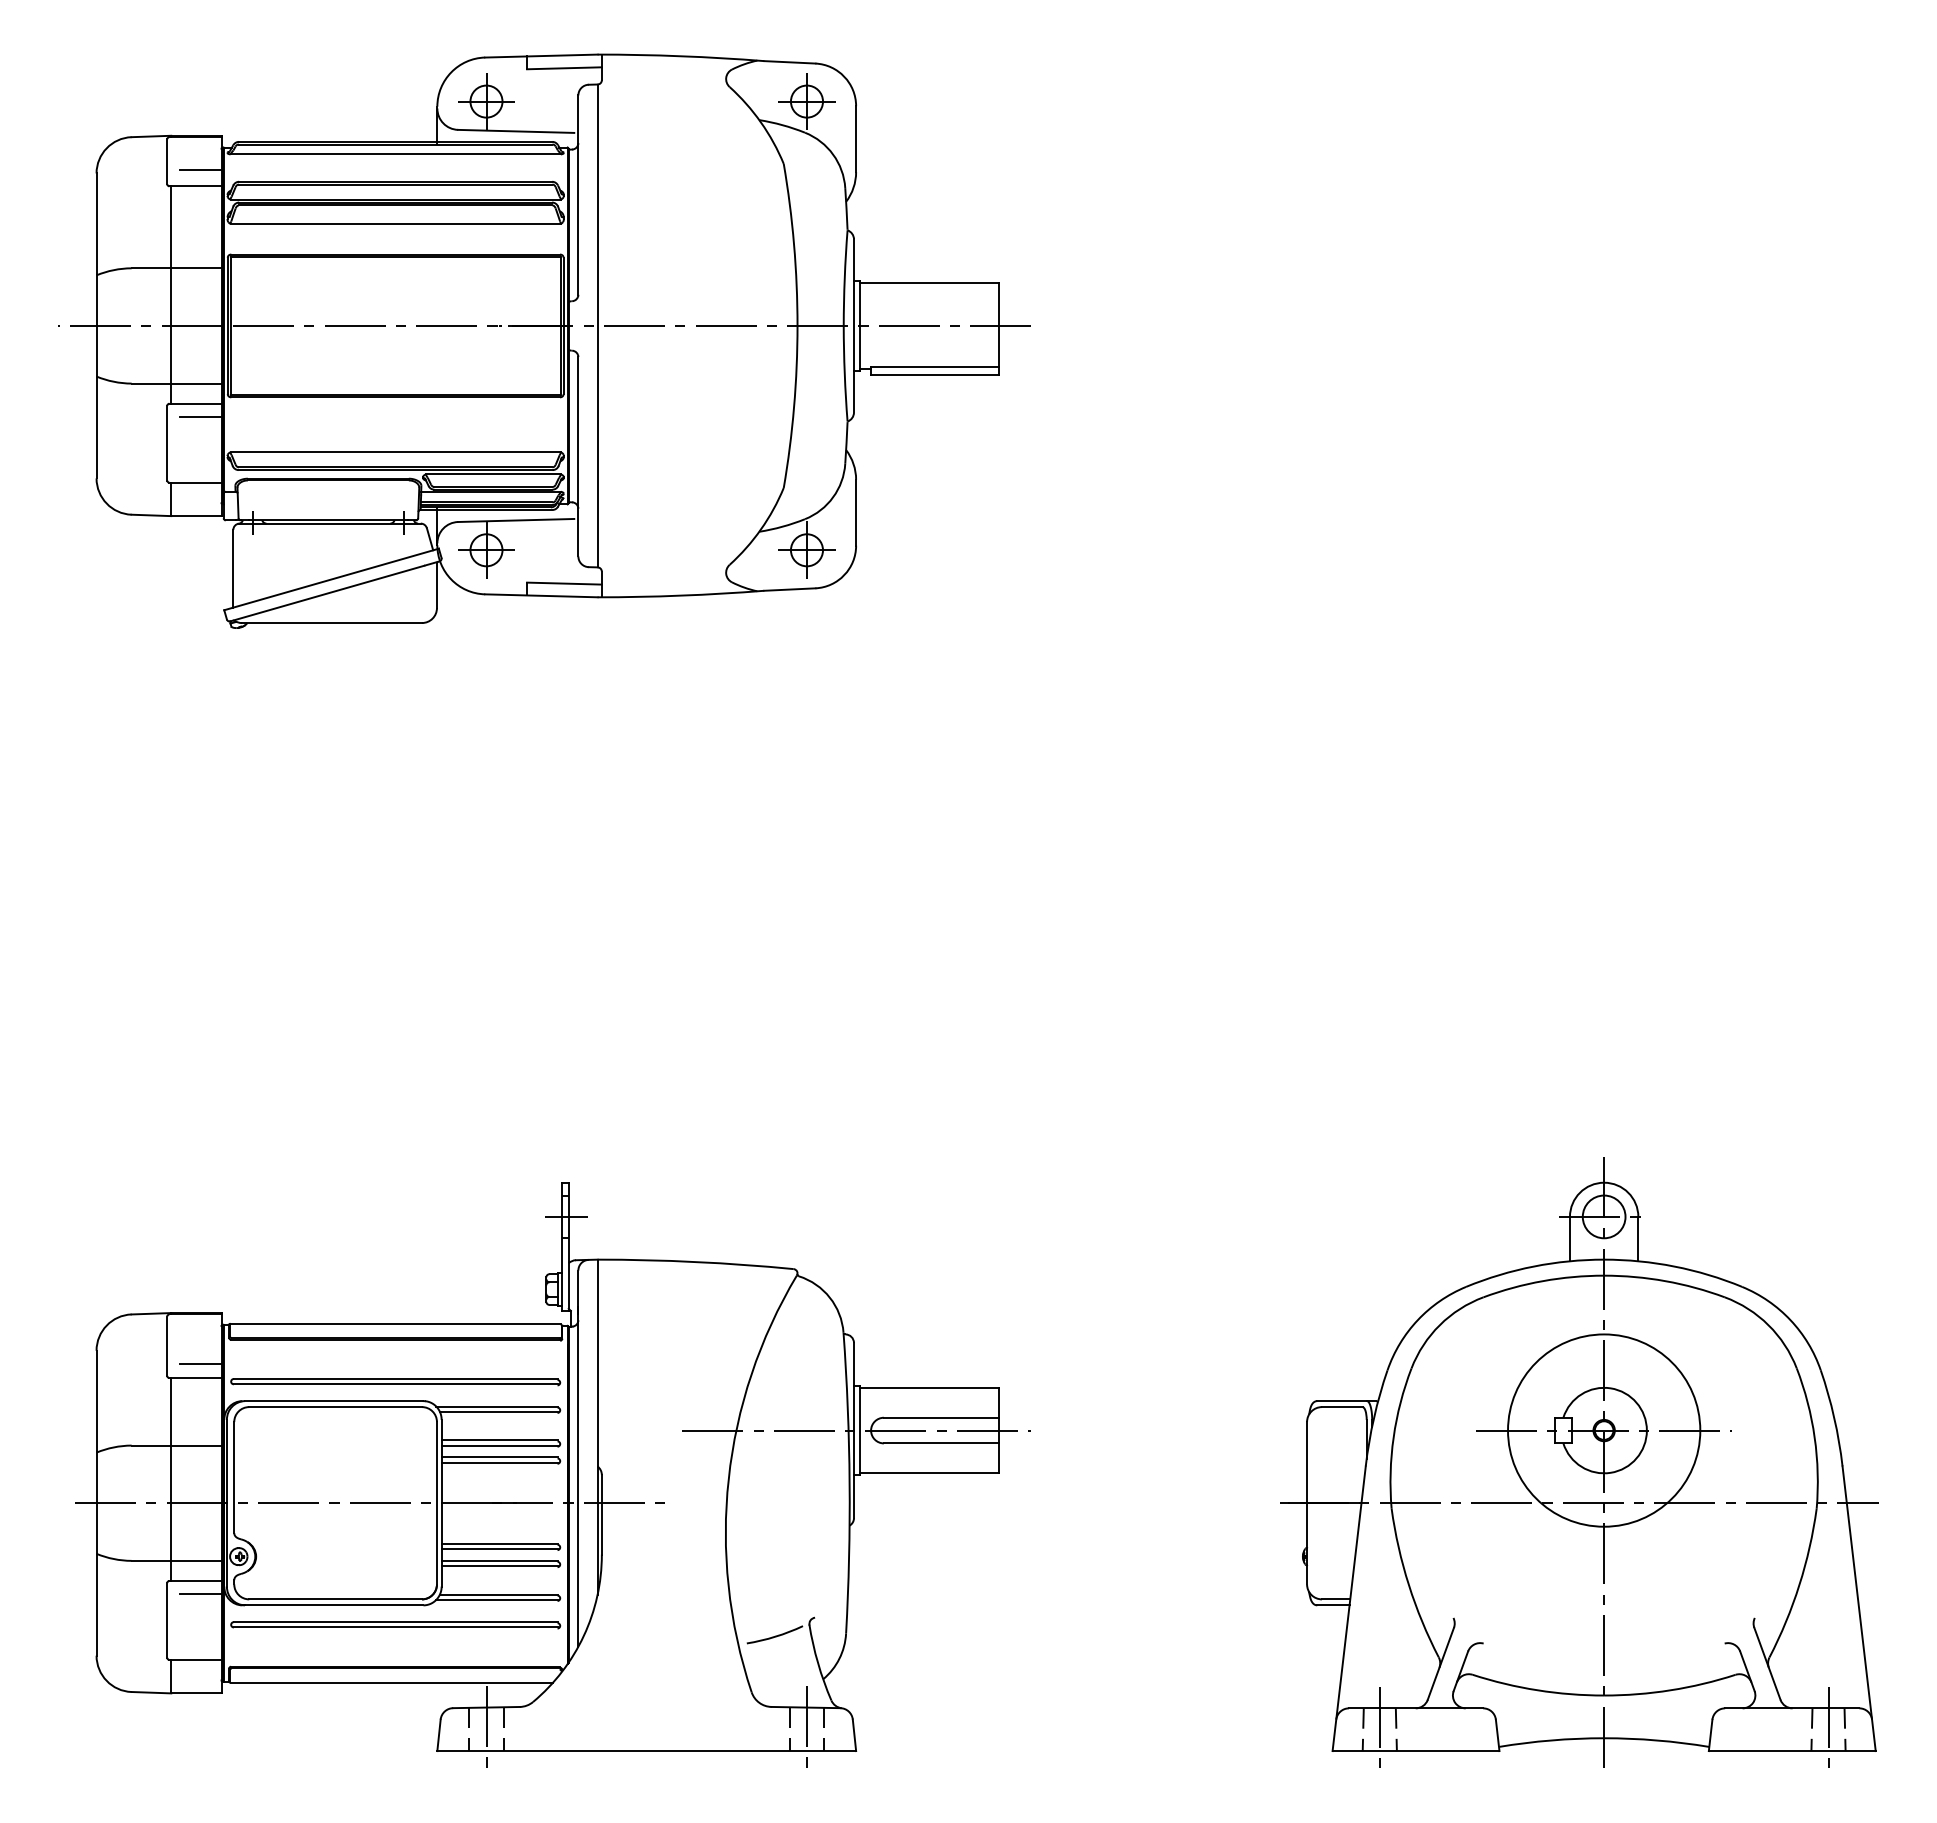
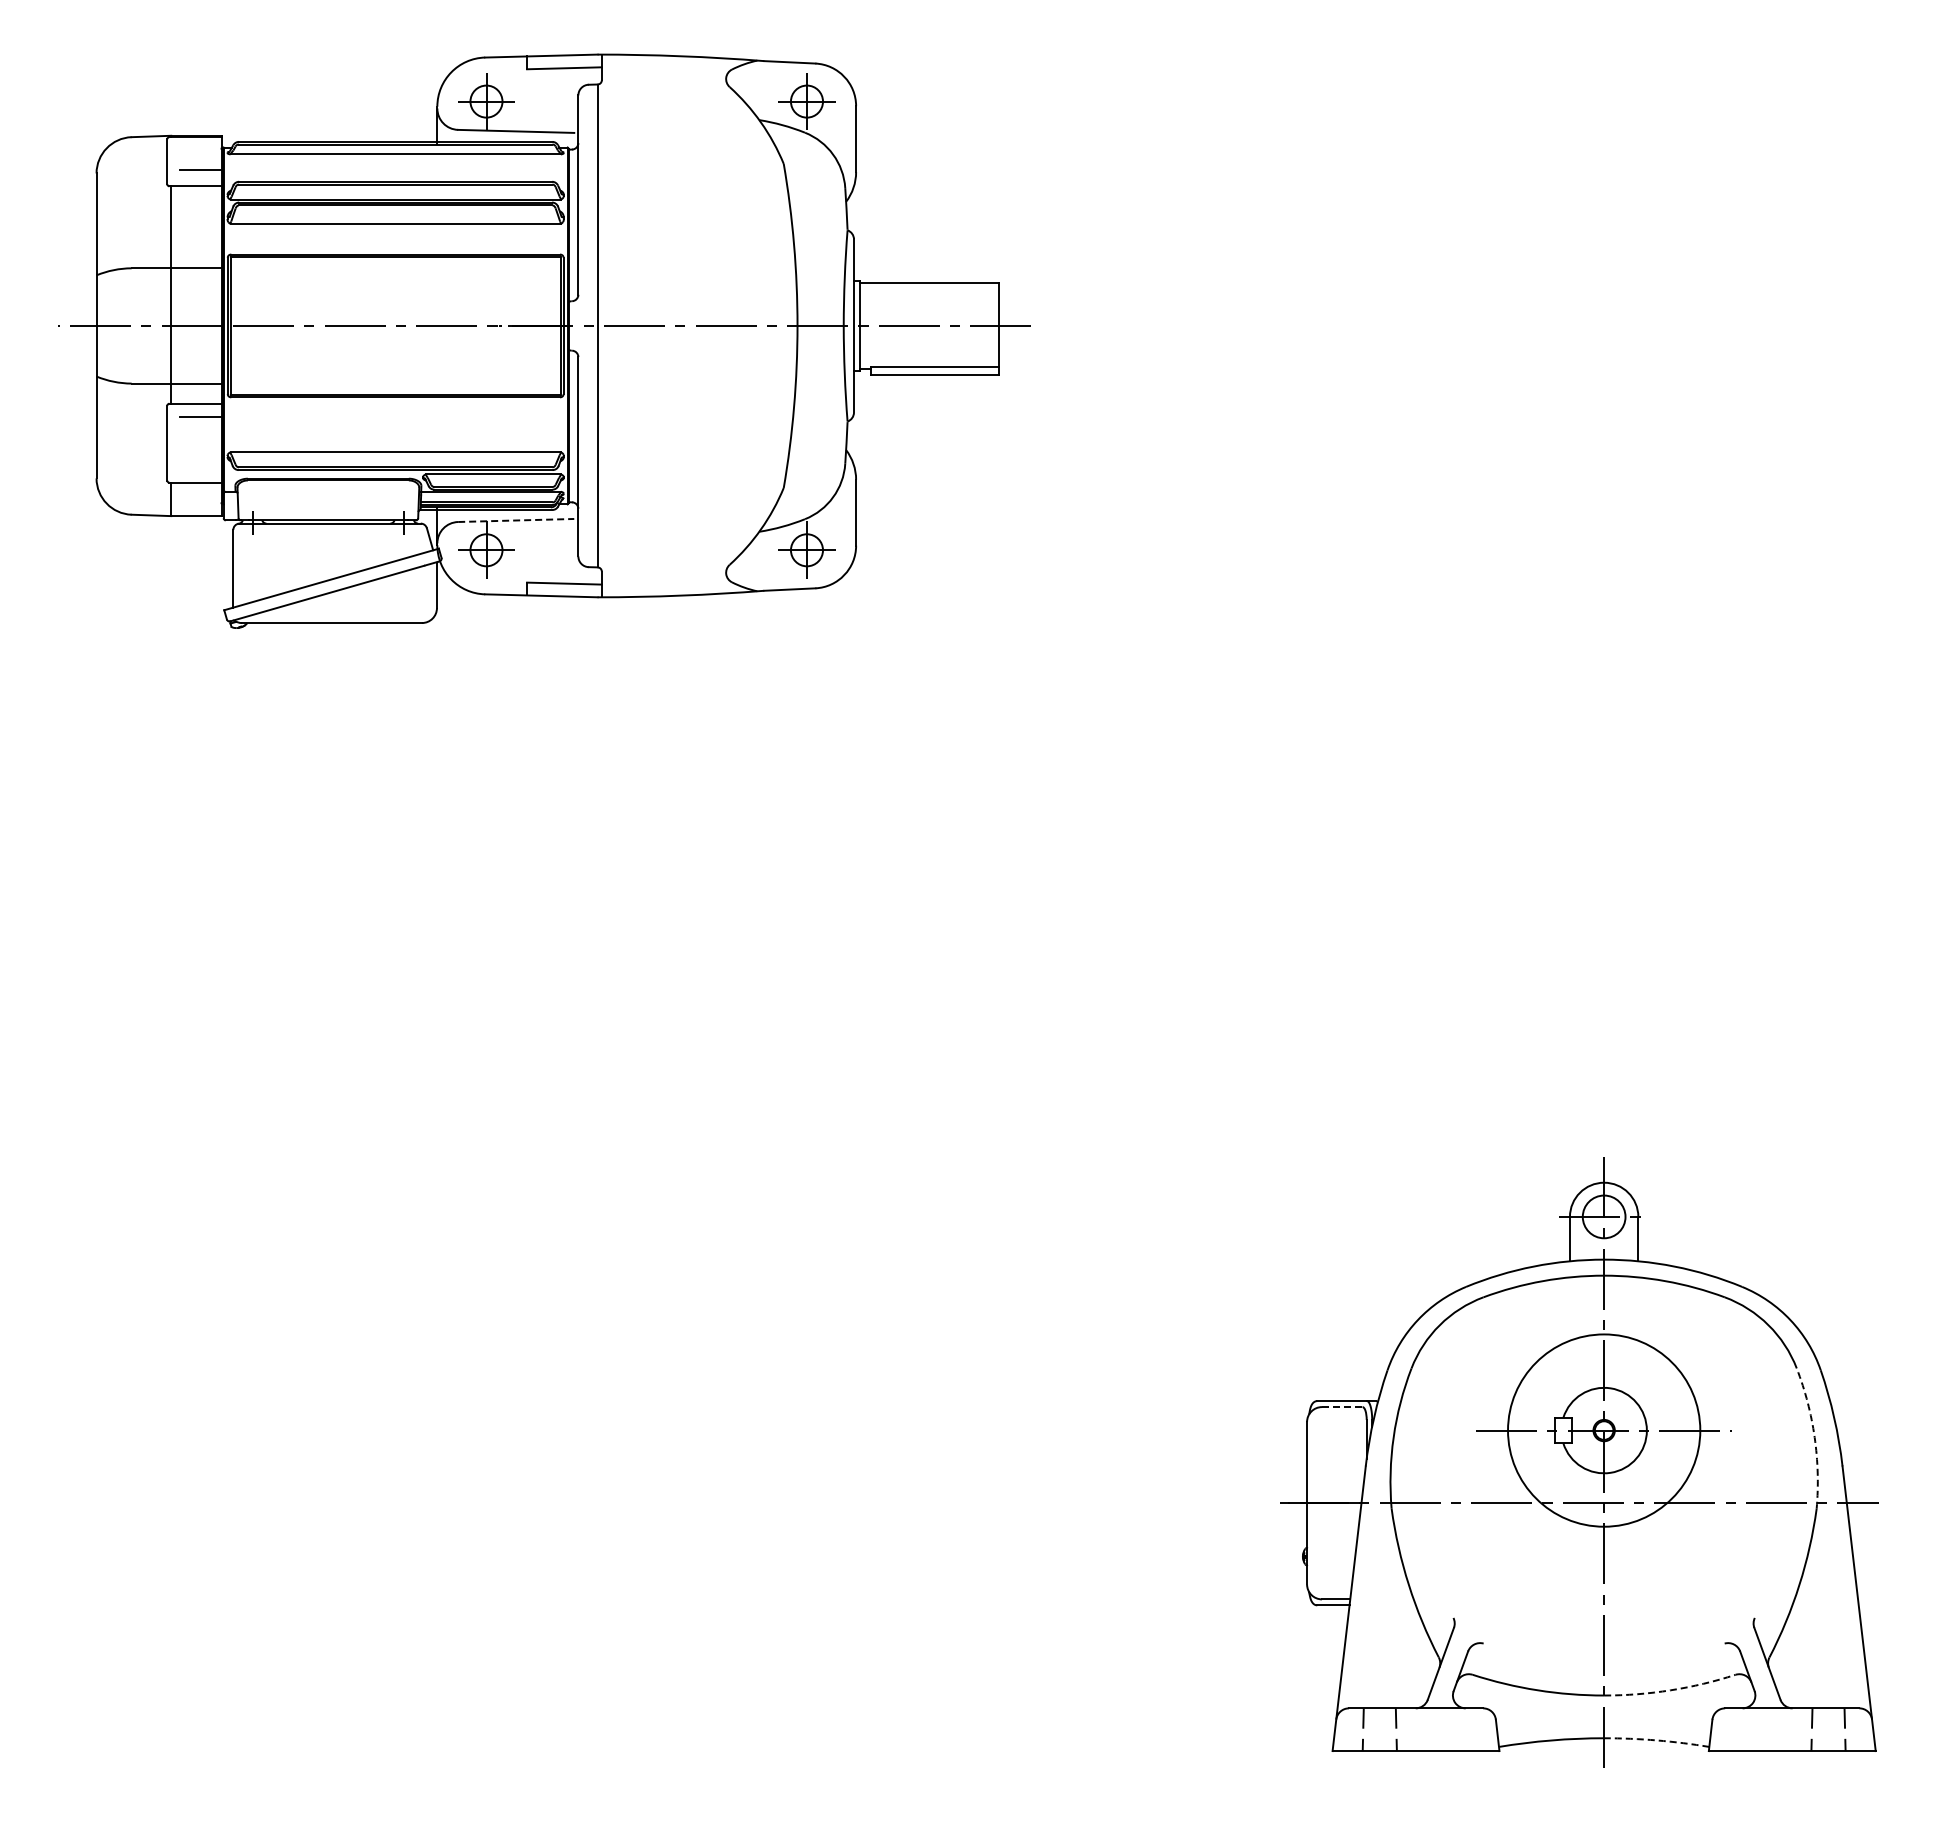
line: solid -> dashed (516, 520)
line: solid -> dashed (1342, 1407)
arc: solid -> dashed (1814, 1437)
part: present -> none (552, 1474)
arc: solid -> dashed (1670, 1690)
line: present -> none (1379, 1729)
line: present -> none (1828, 1729)
arc: solid -> dashed (1656, 1740)
